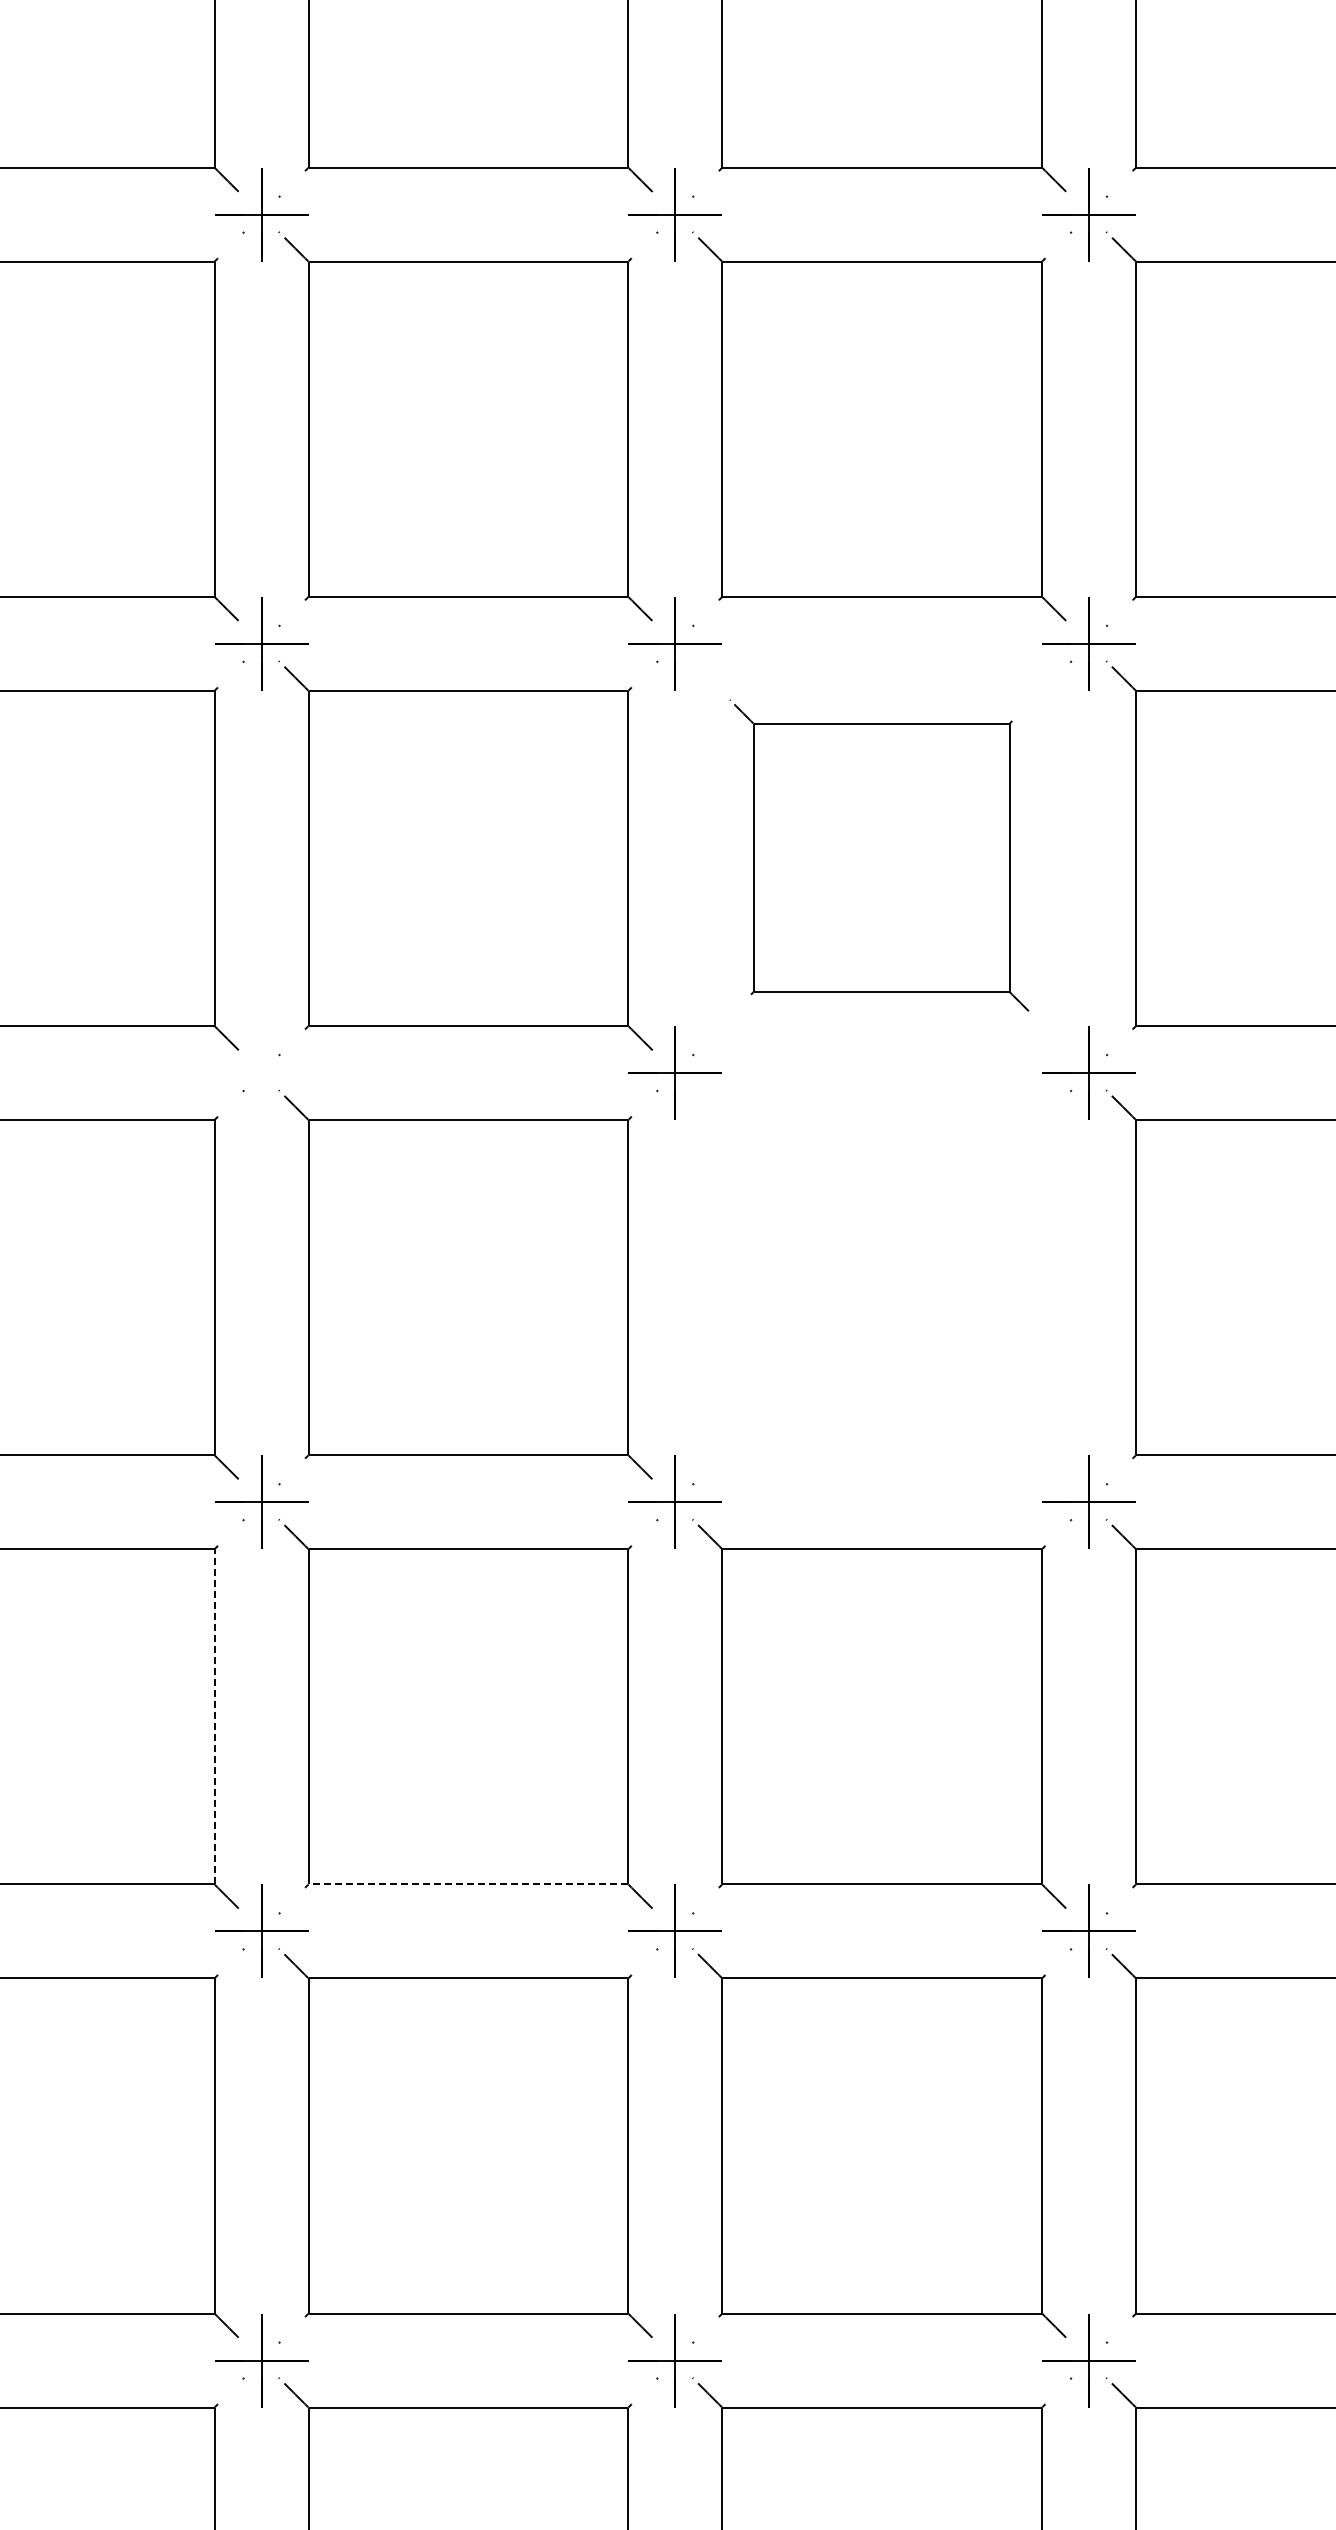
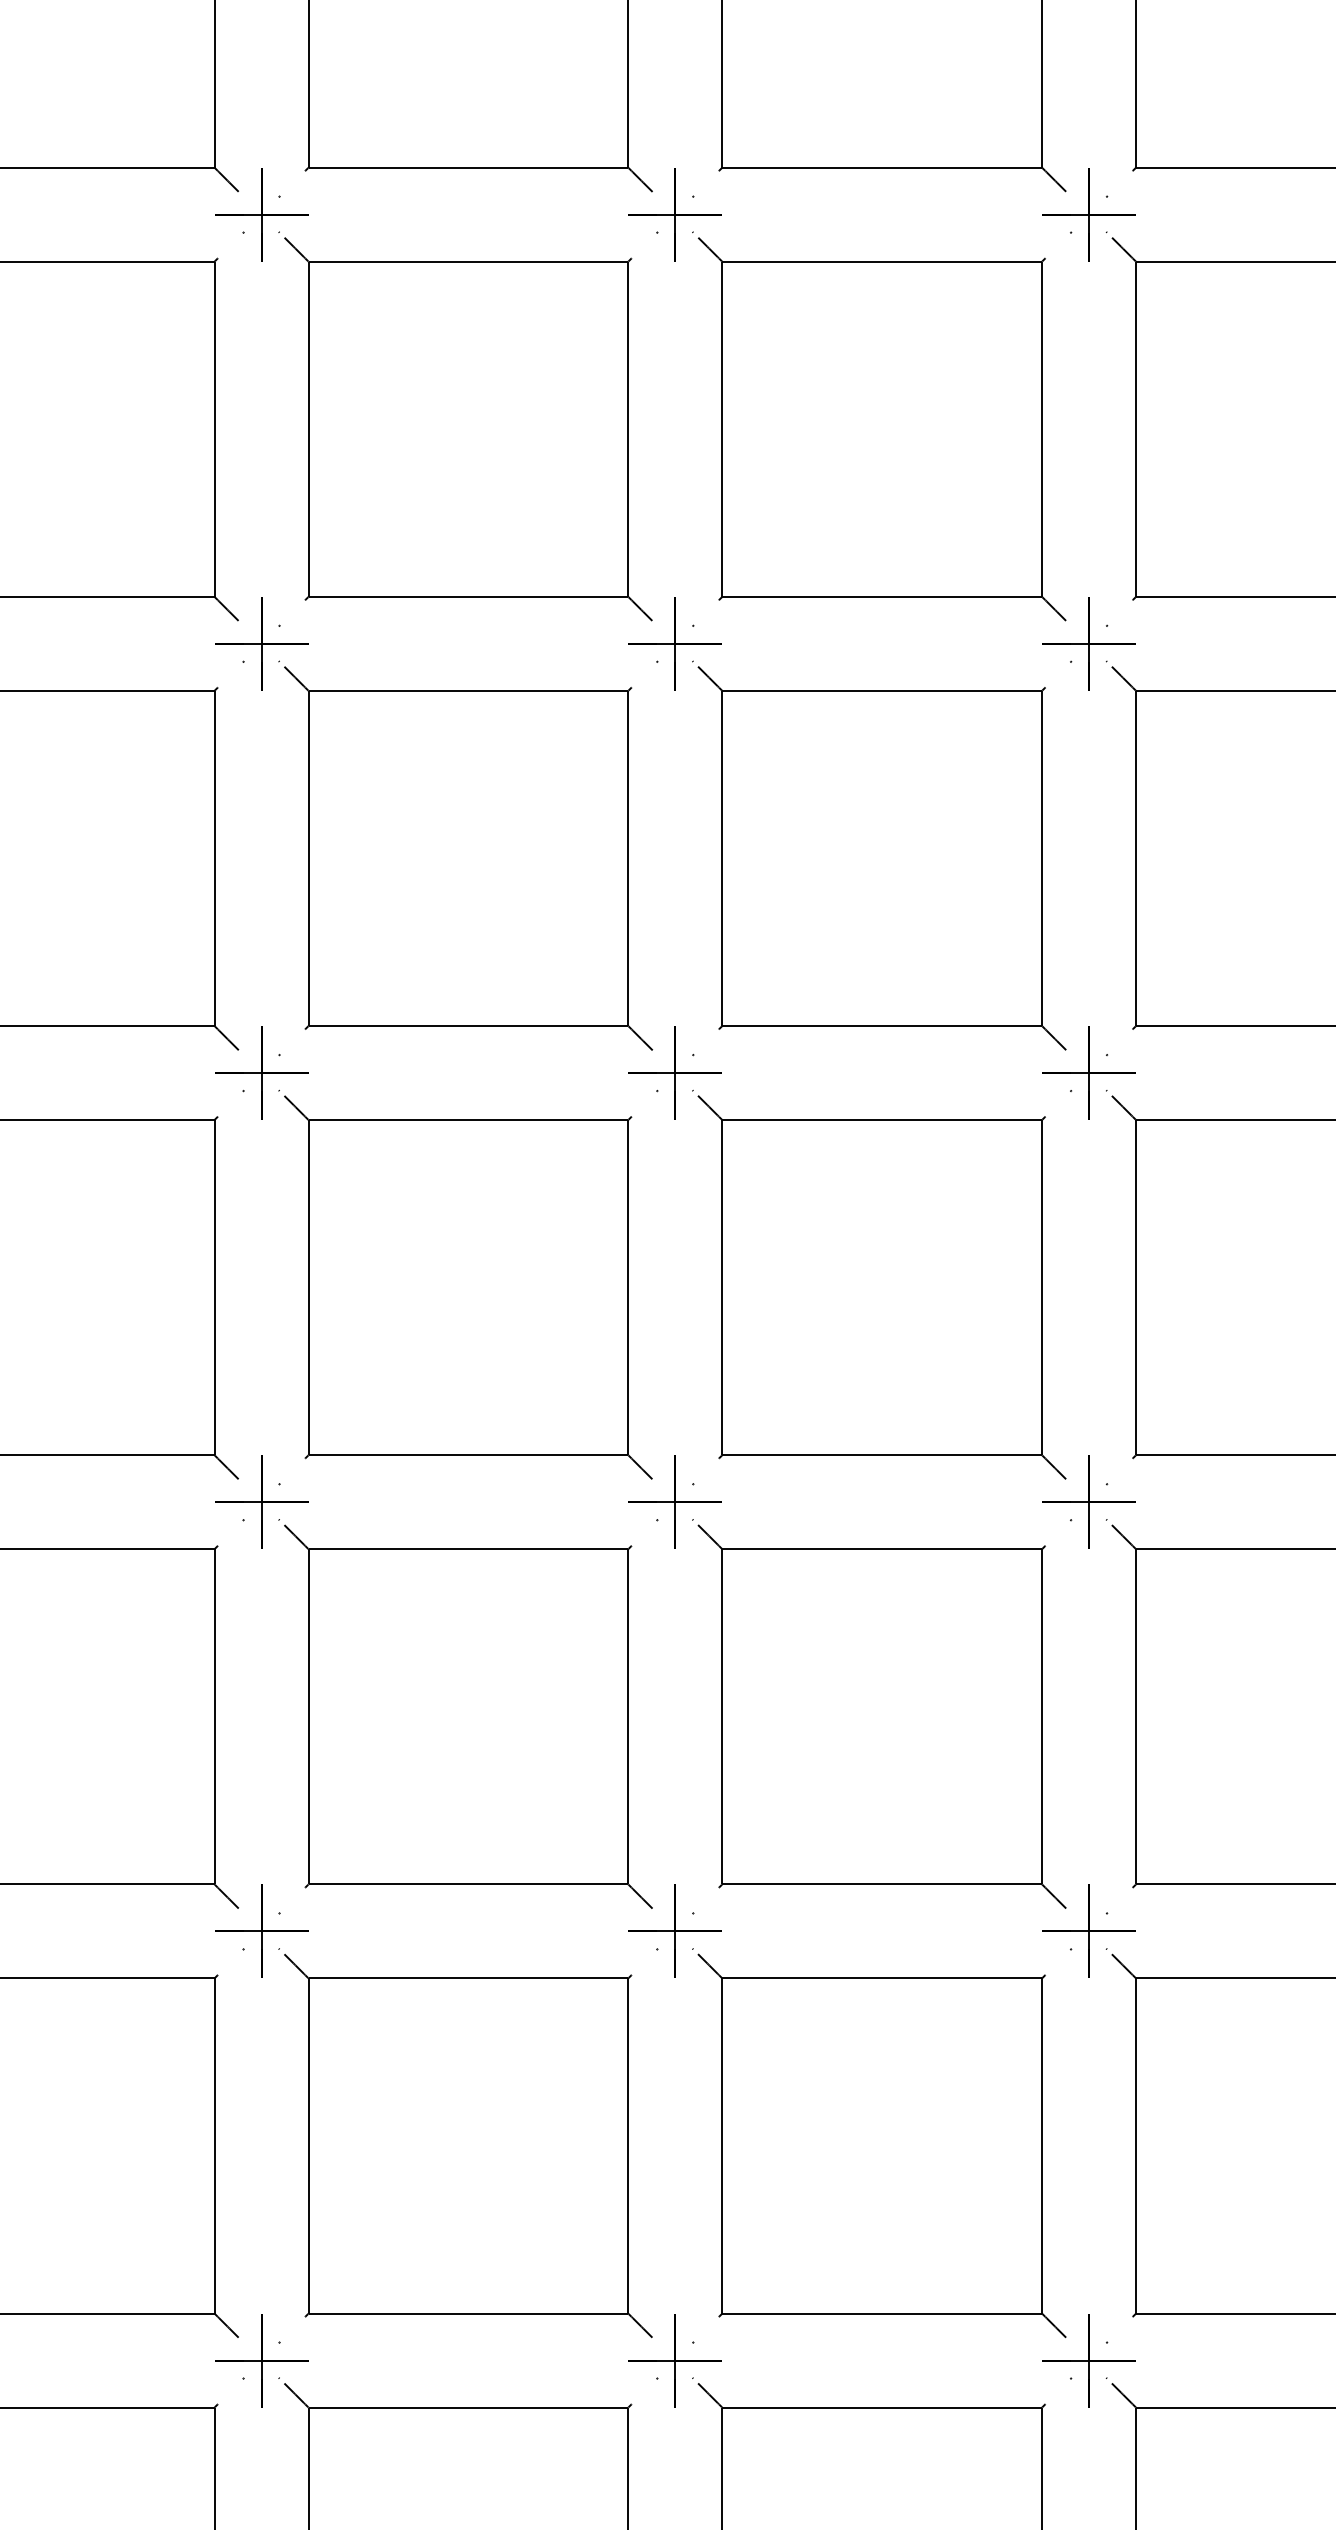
part size: 301x313 px -> 375x391 px (879, 855)
part: none -> present (261, 1072)
part: none -> present (879, 1284)
line: dashed -> solid (214, 1716)
line: dashed -> solid (468, 1884)
